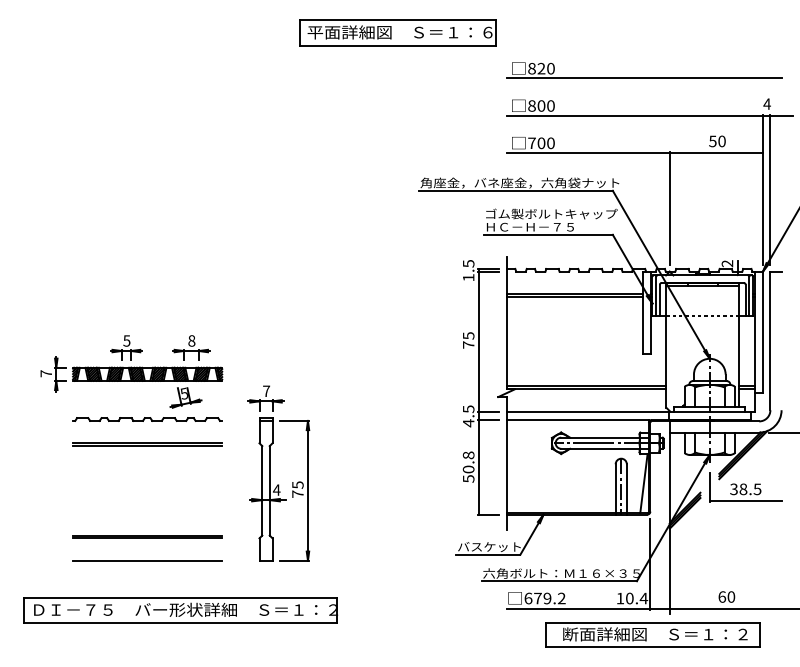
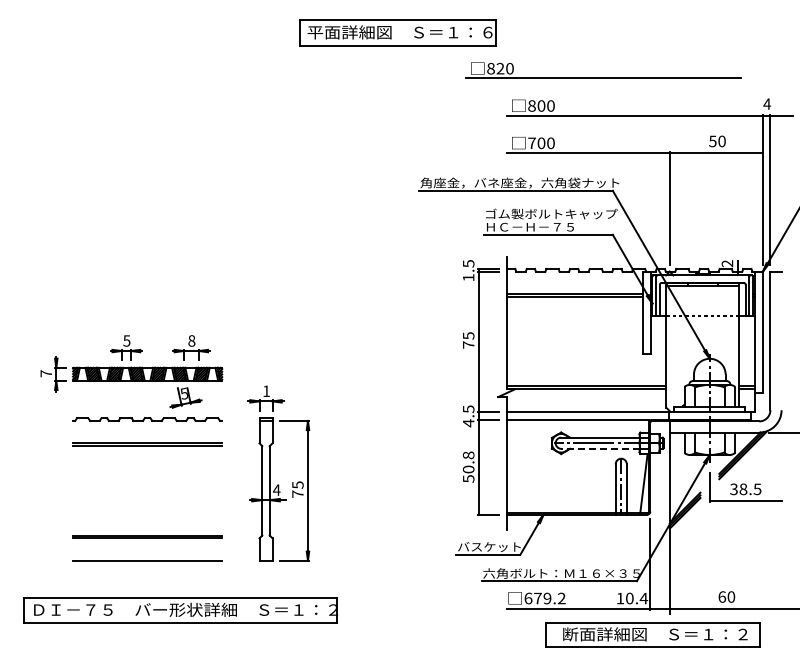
part position: (644, 77) -> (603, 77) (603, 77)
text: 7 -> 1 (266, 390)
line: solid -> dashed (599, 448)
